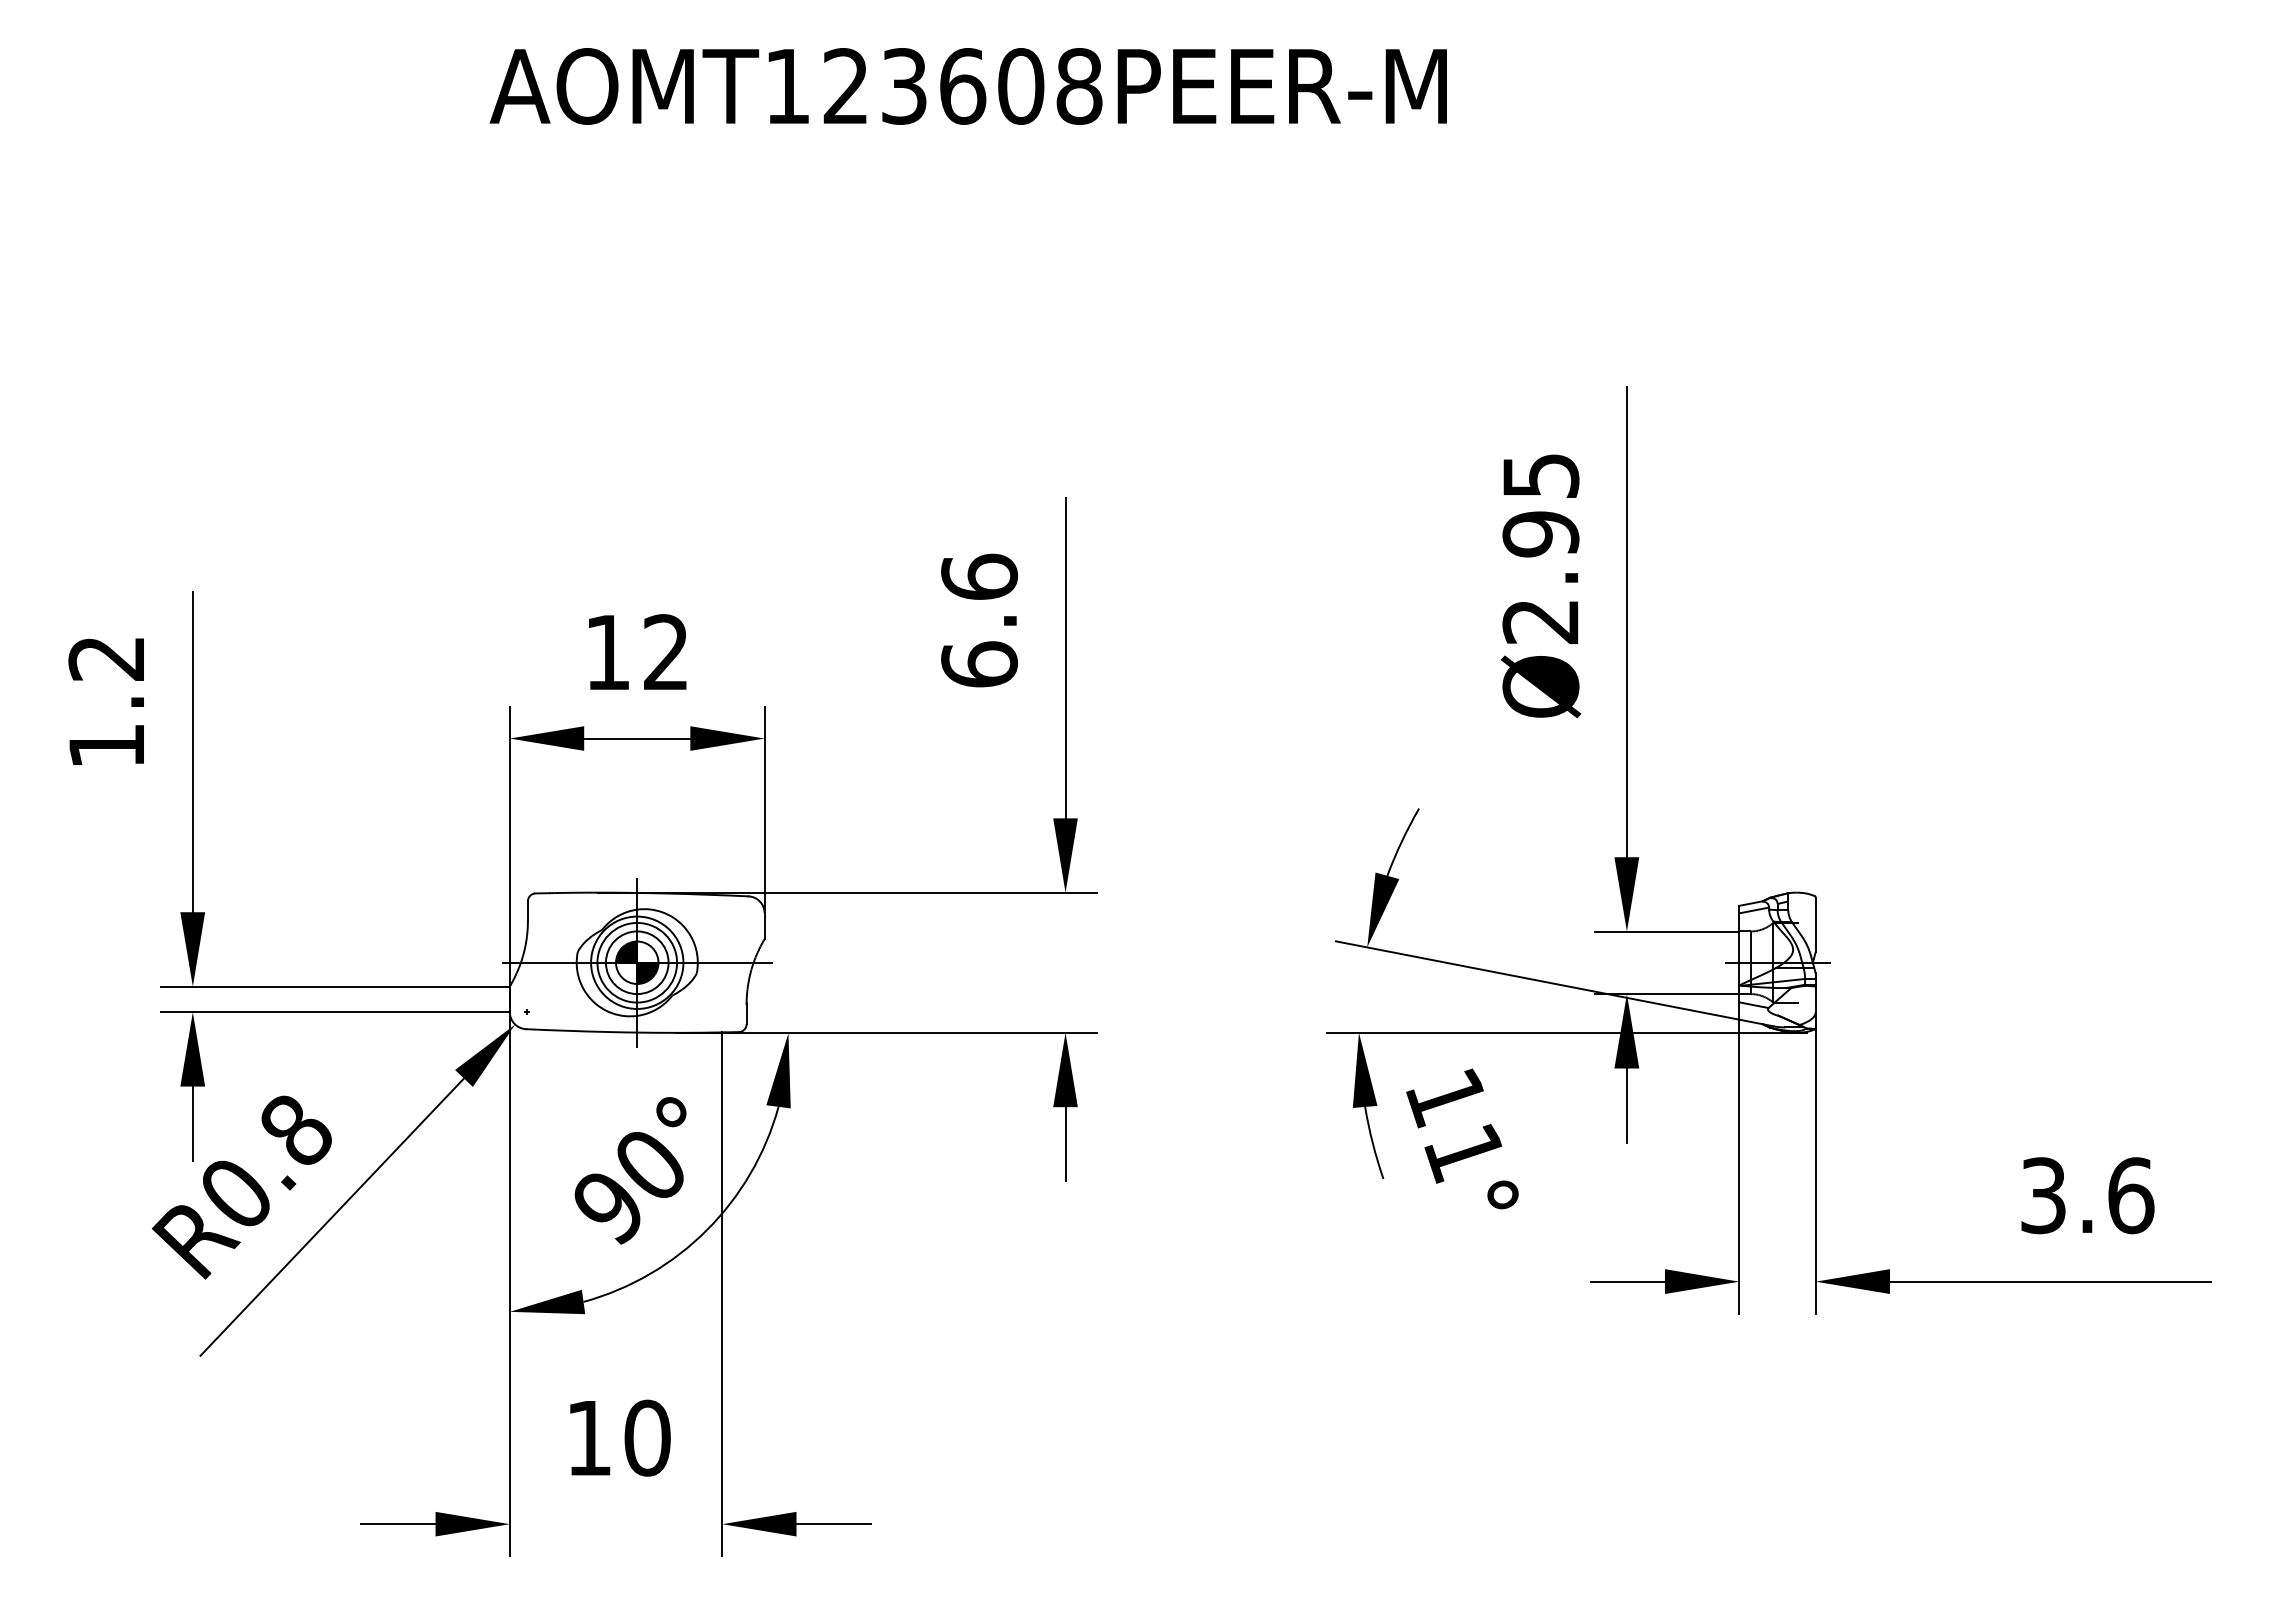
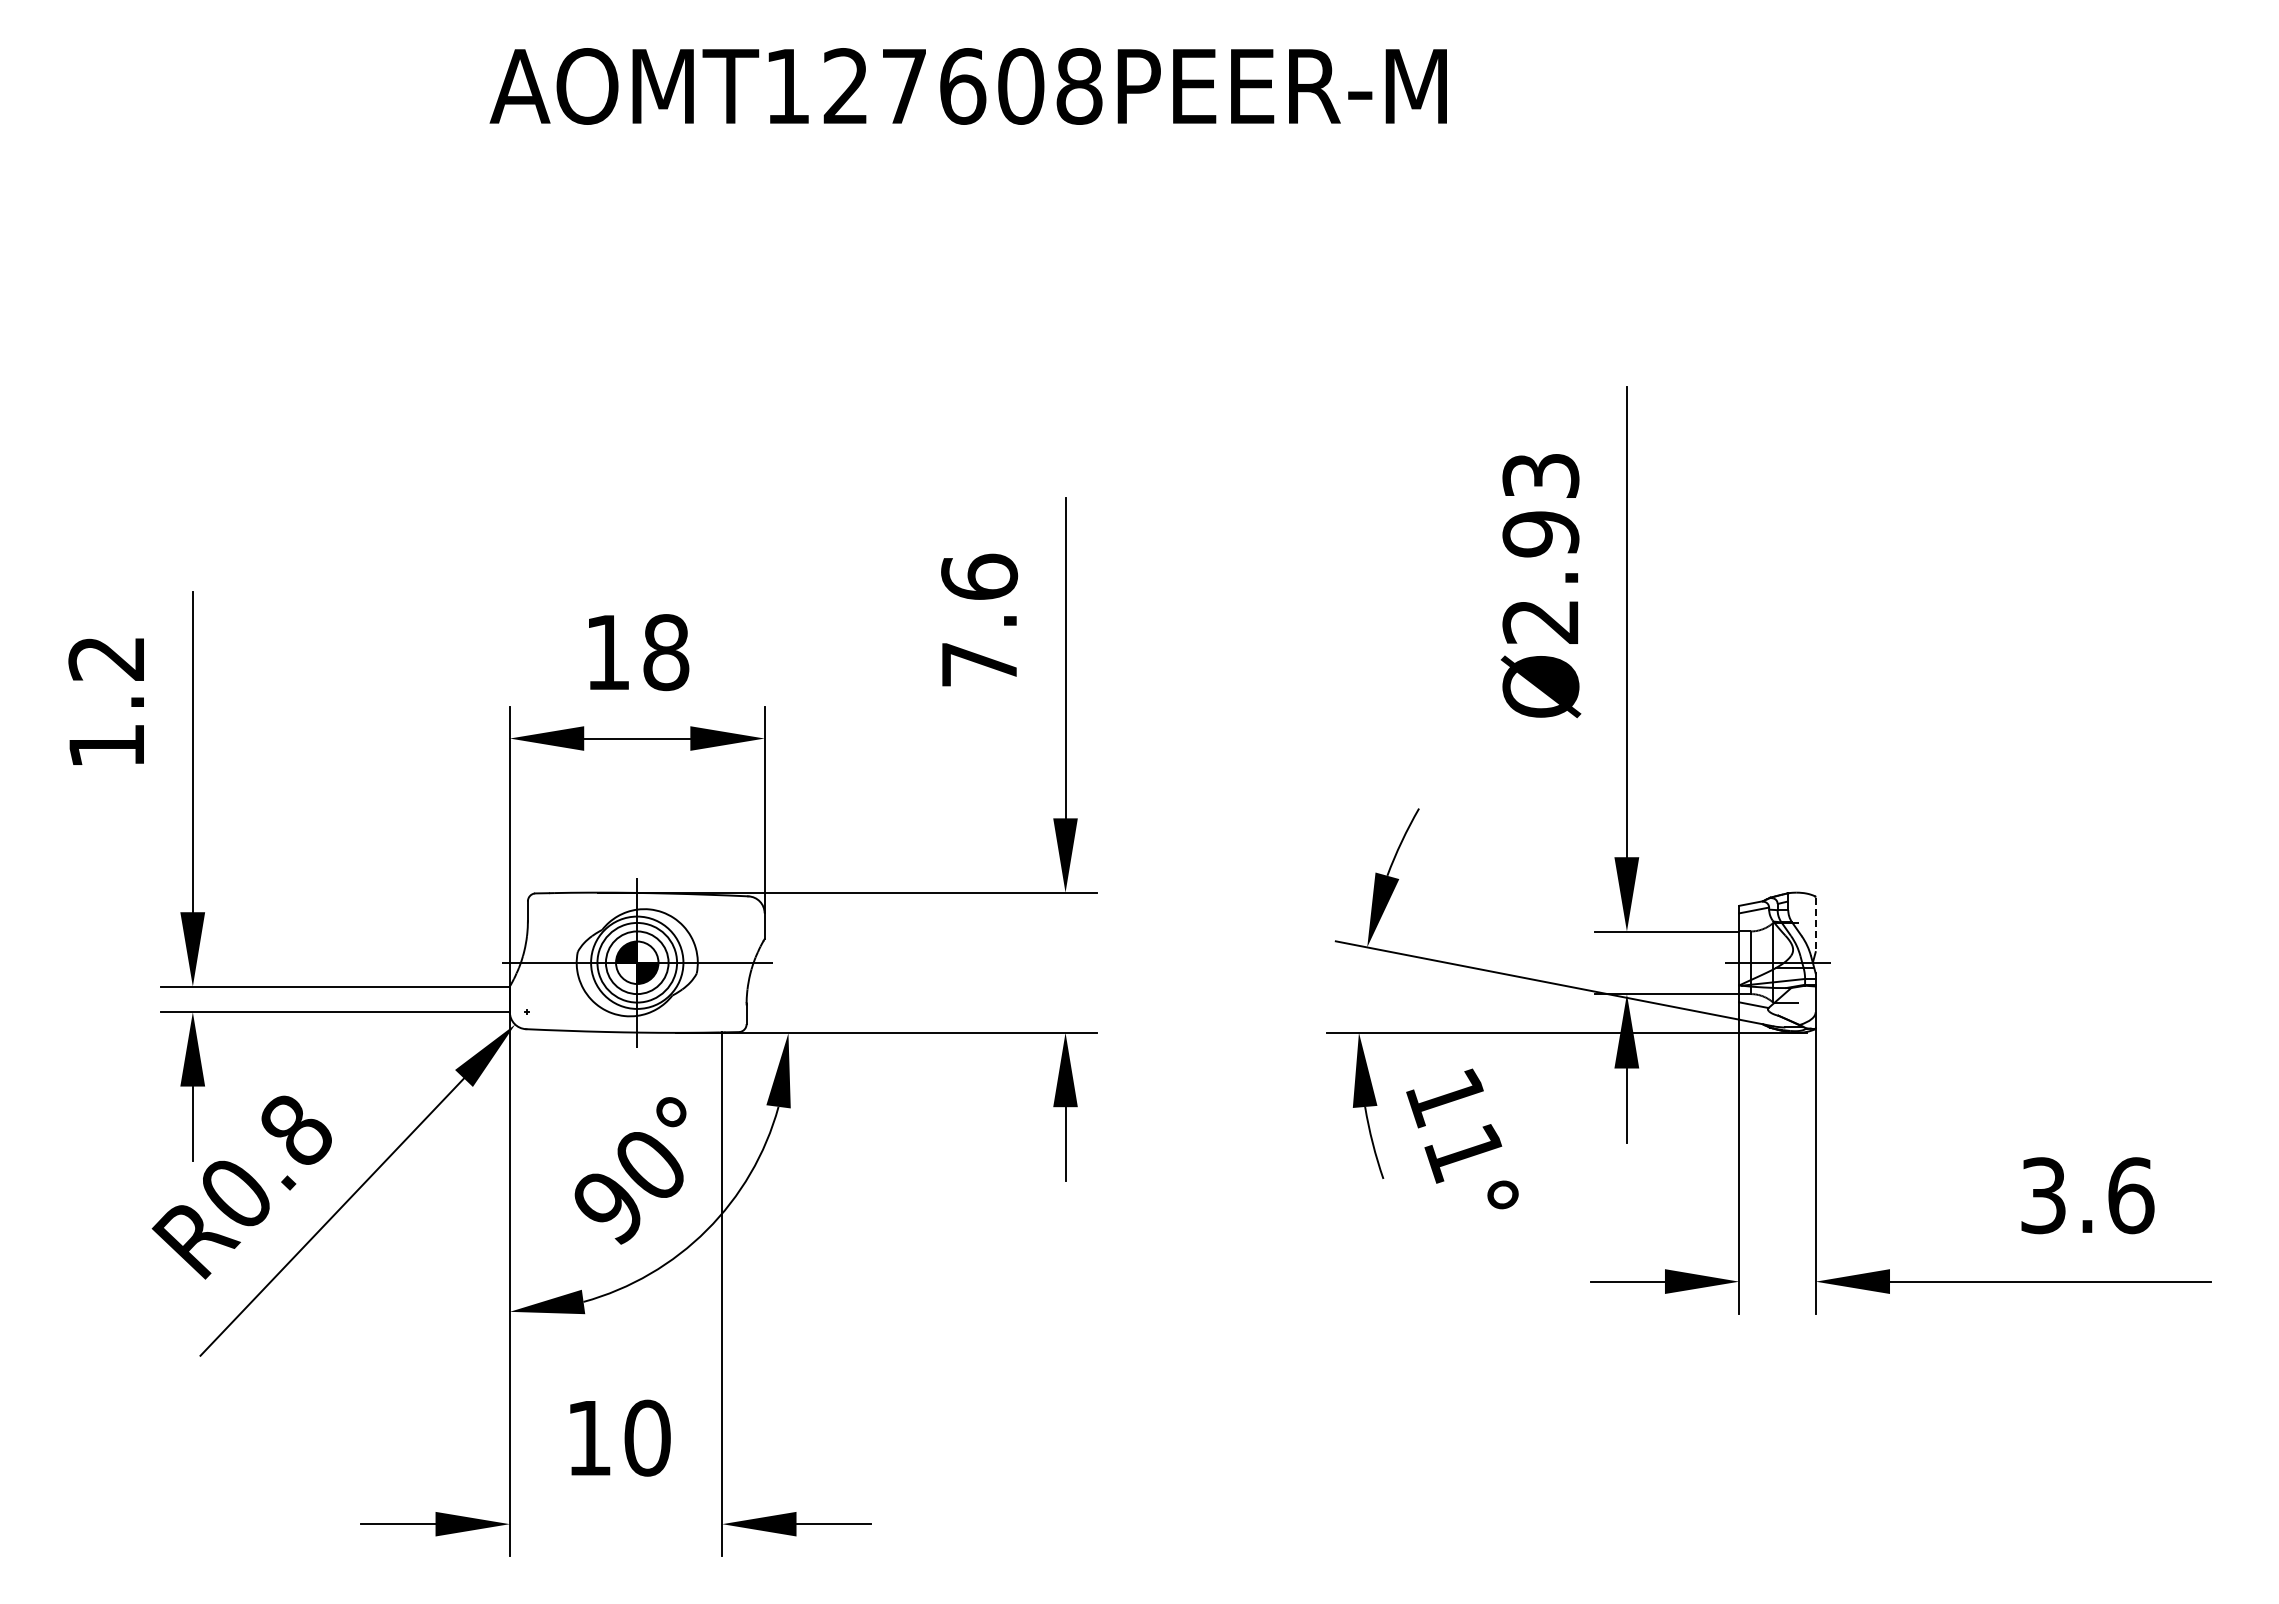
text: AOMT123608PEER-M -> AOMT127608PEER-M (904, 86)
text: Ø2.95 -> Ø2.93 (1540, 475)
text: 12 -> 18 (666, 652)
text: 6.6 -> 7.6 (979, 664)
line: solid -> dashed (1815, 925)
